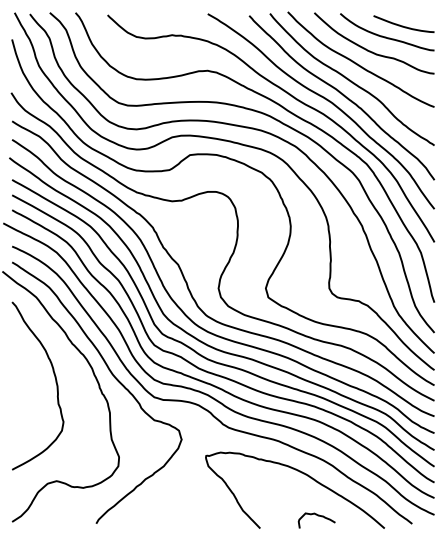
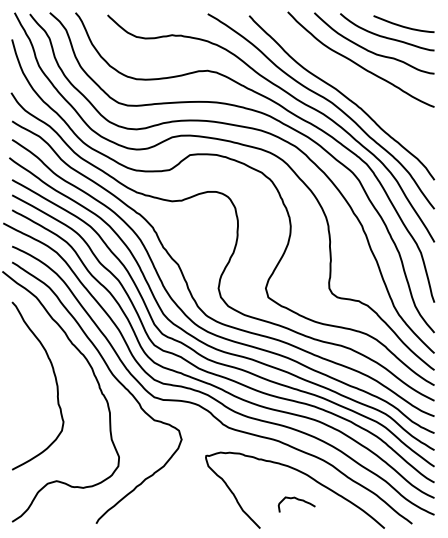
curve: present -> none (350, 79)
curve position: (317, 516) -> (297, 500) (297, 500)
